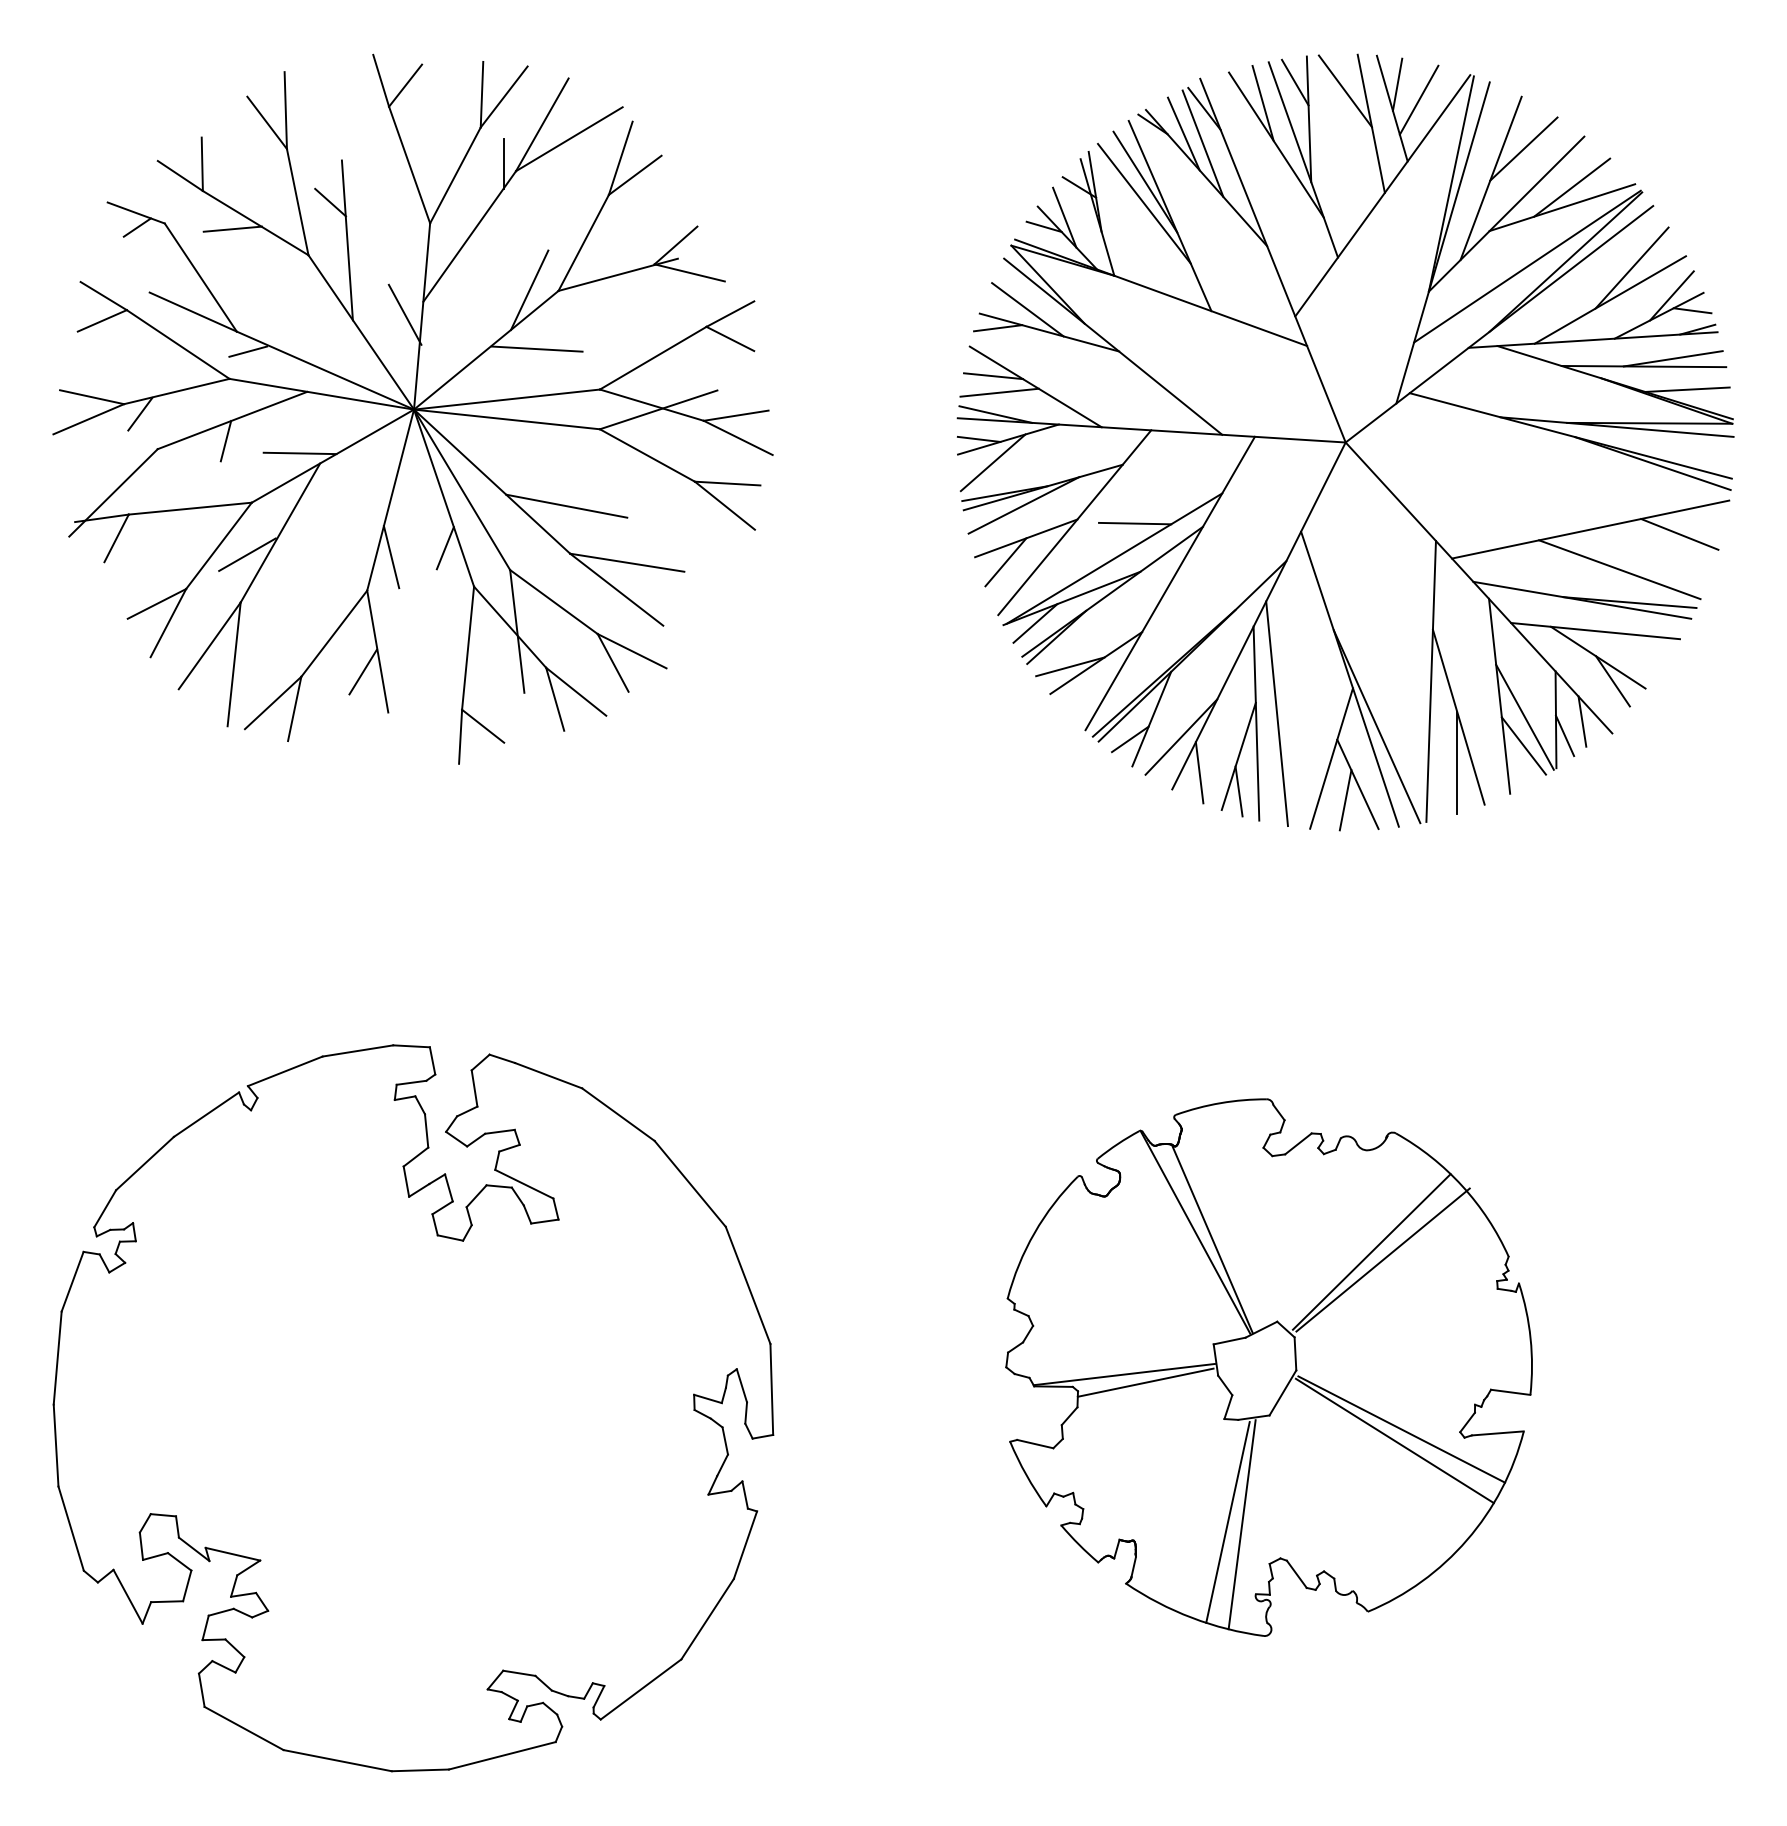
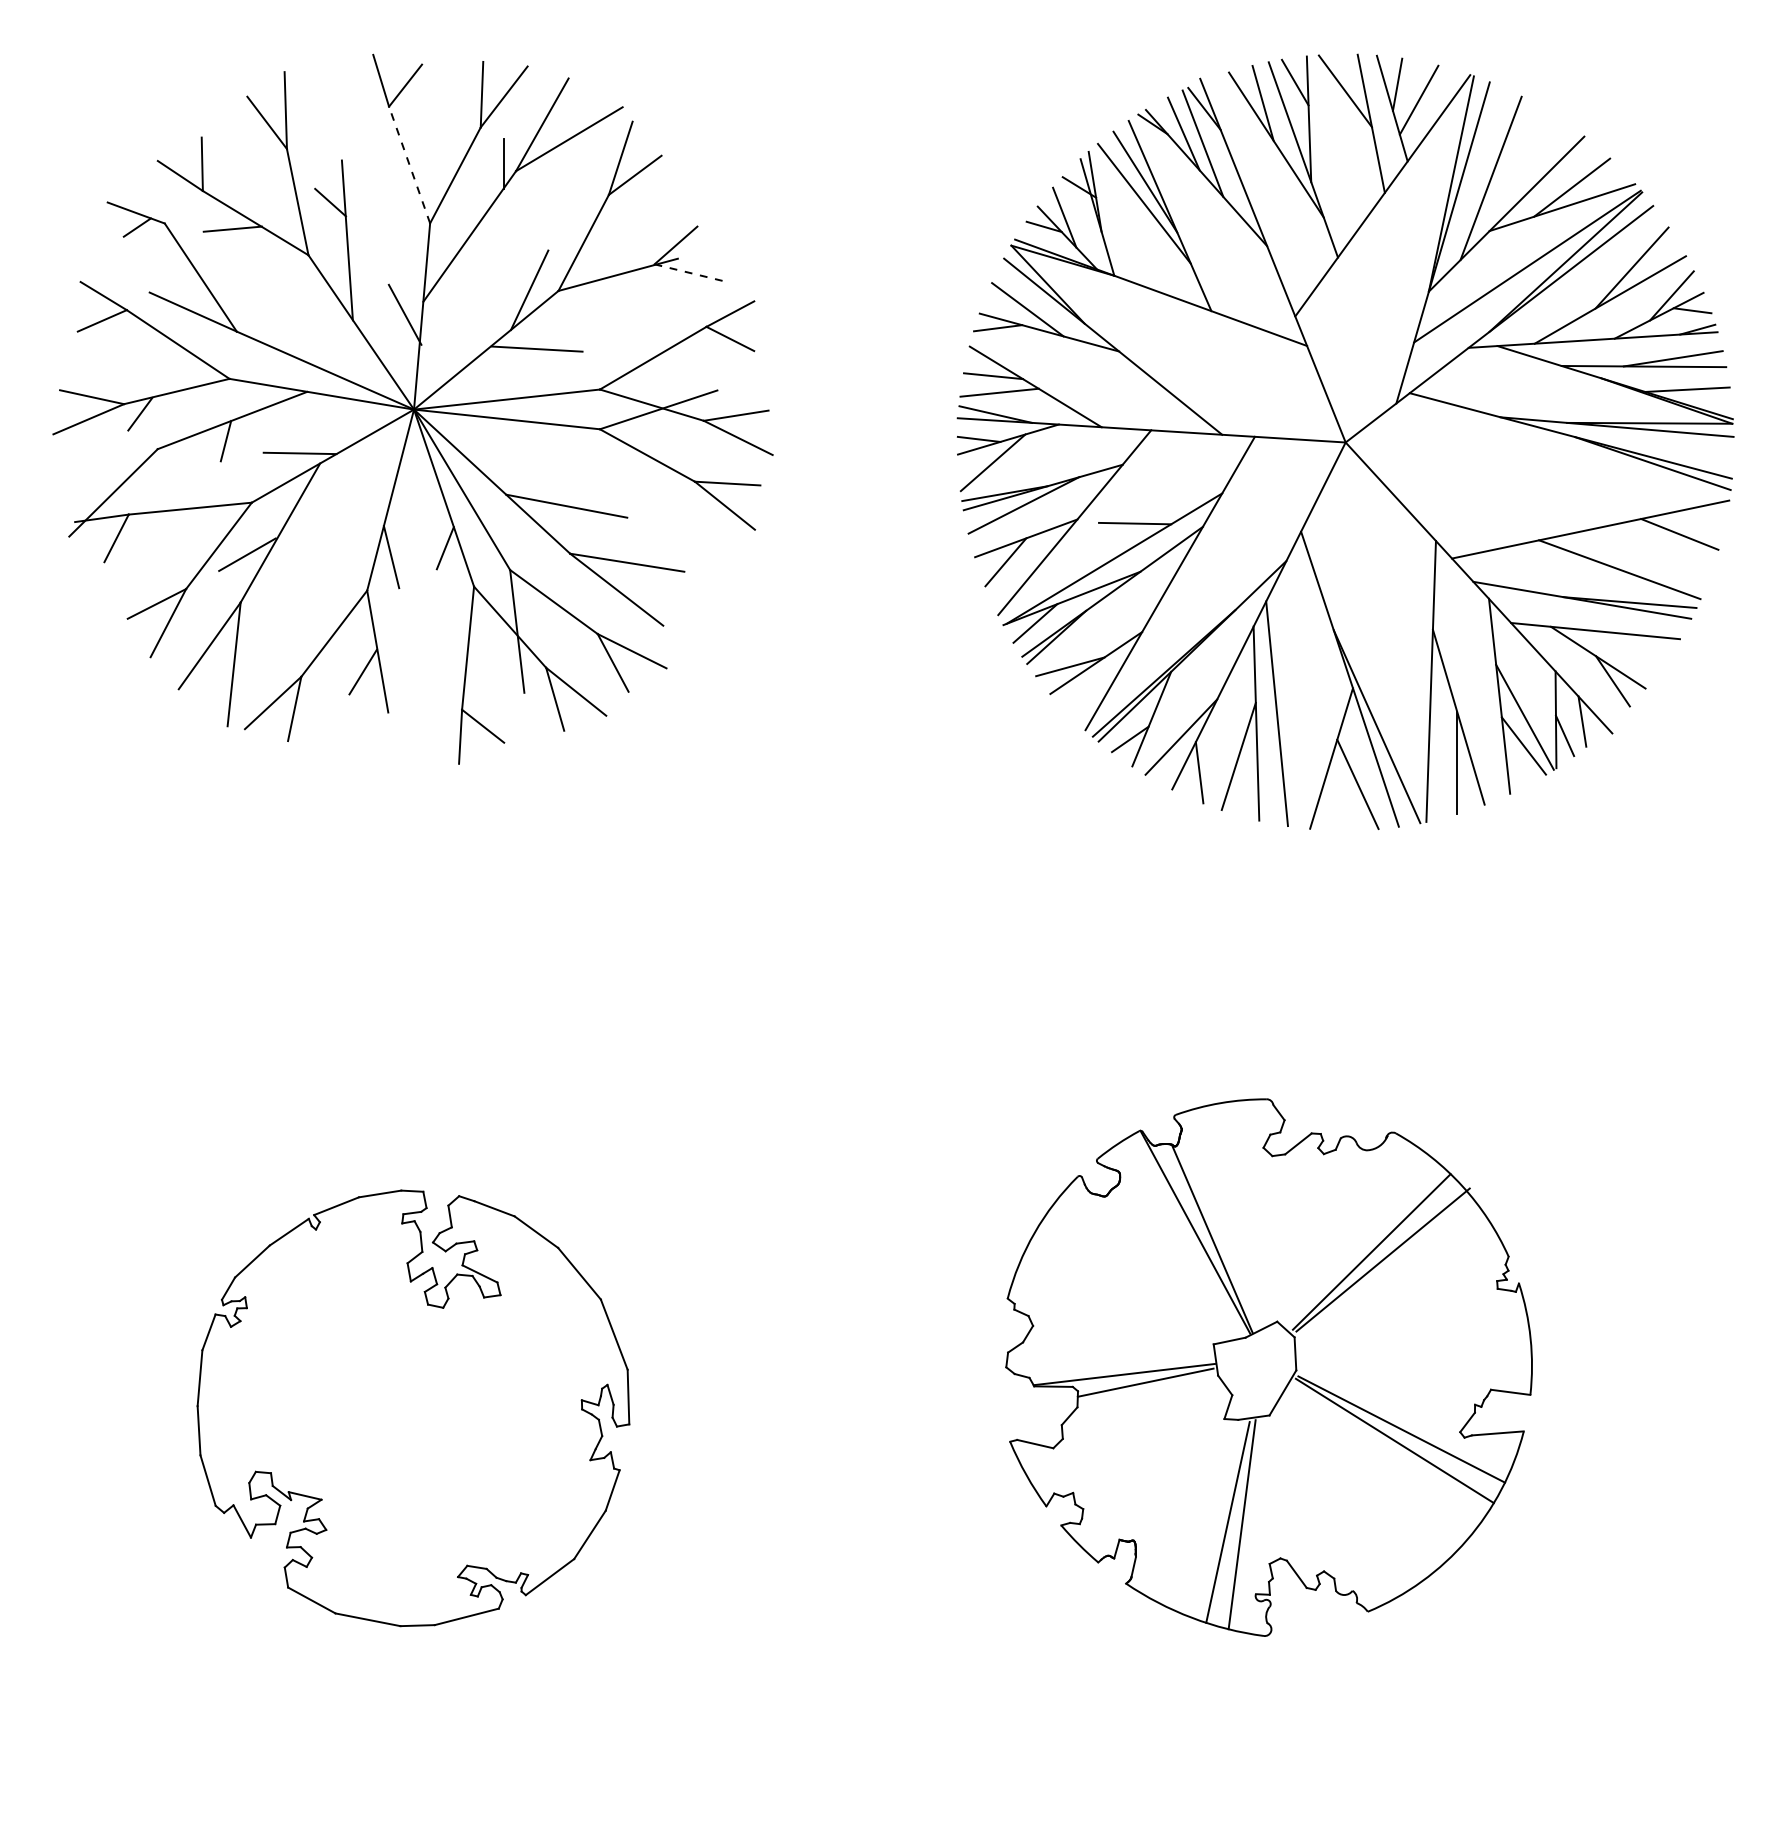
line: present -> none (1523, 148)
line: solid -> dashed (409, 165)
line: solid -> dashed (690, 273)
line: present -> none (248, 351)
line: present -> none (1238, 791)
line: present -> none (1345, 800)
part size: 723x729 px -> 435x439 px (413, 1408)
